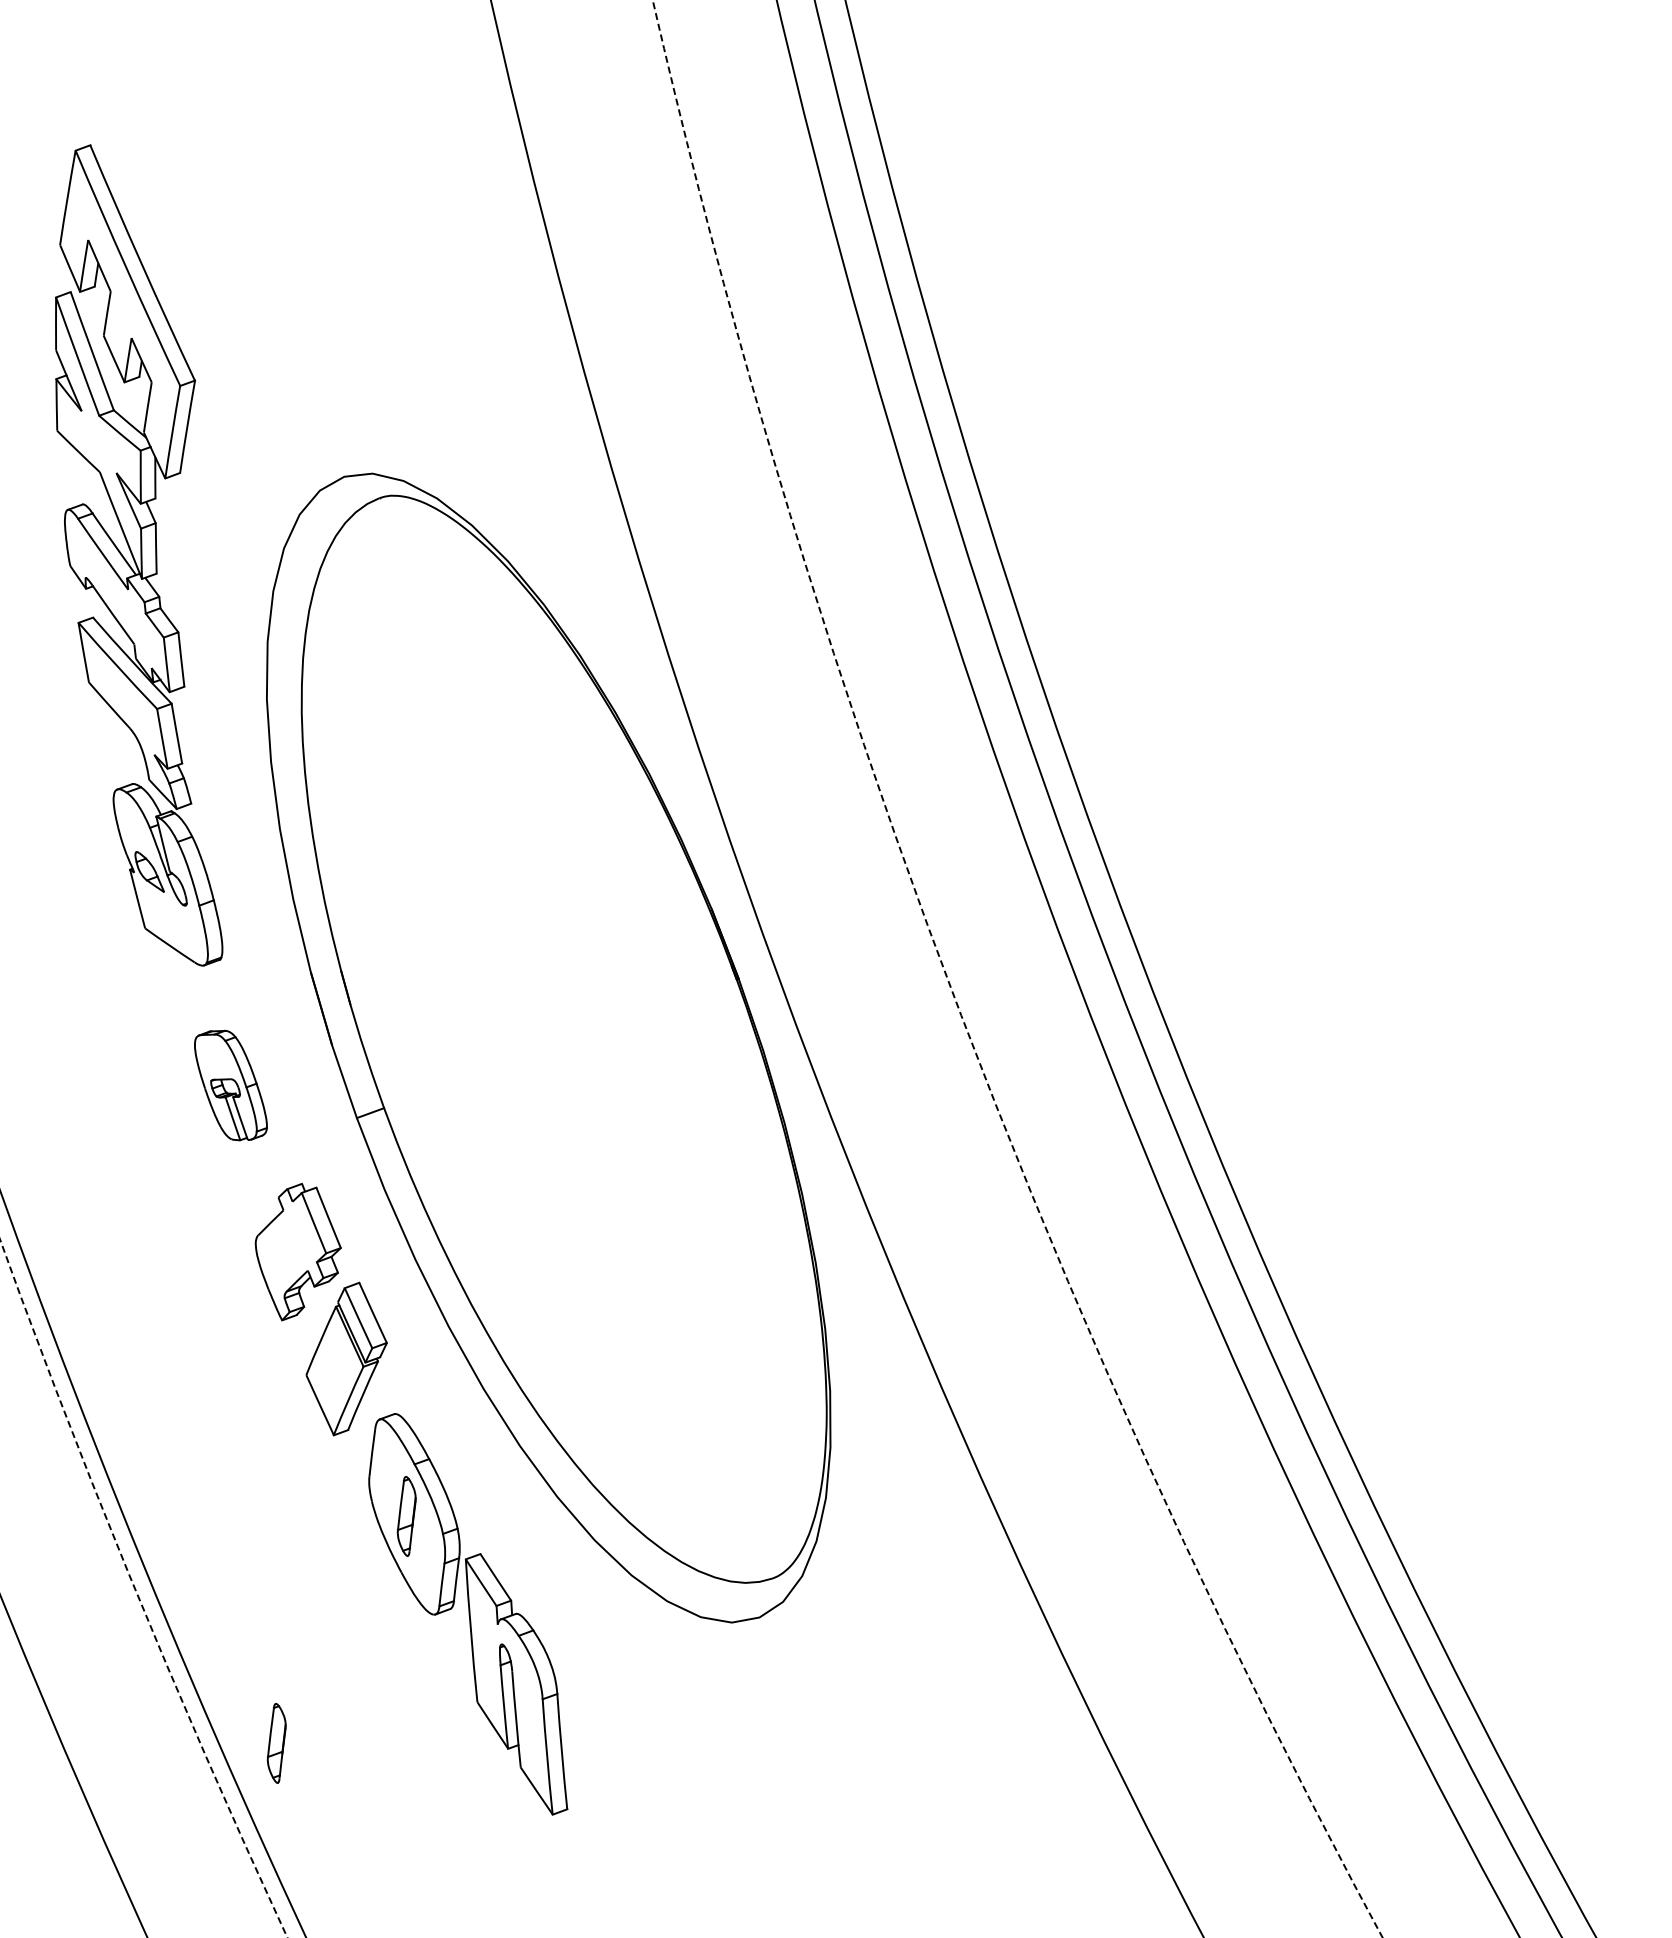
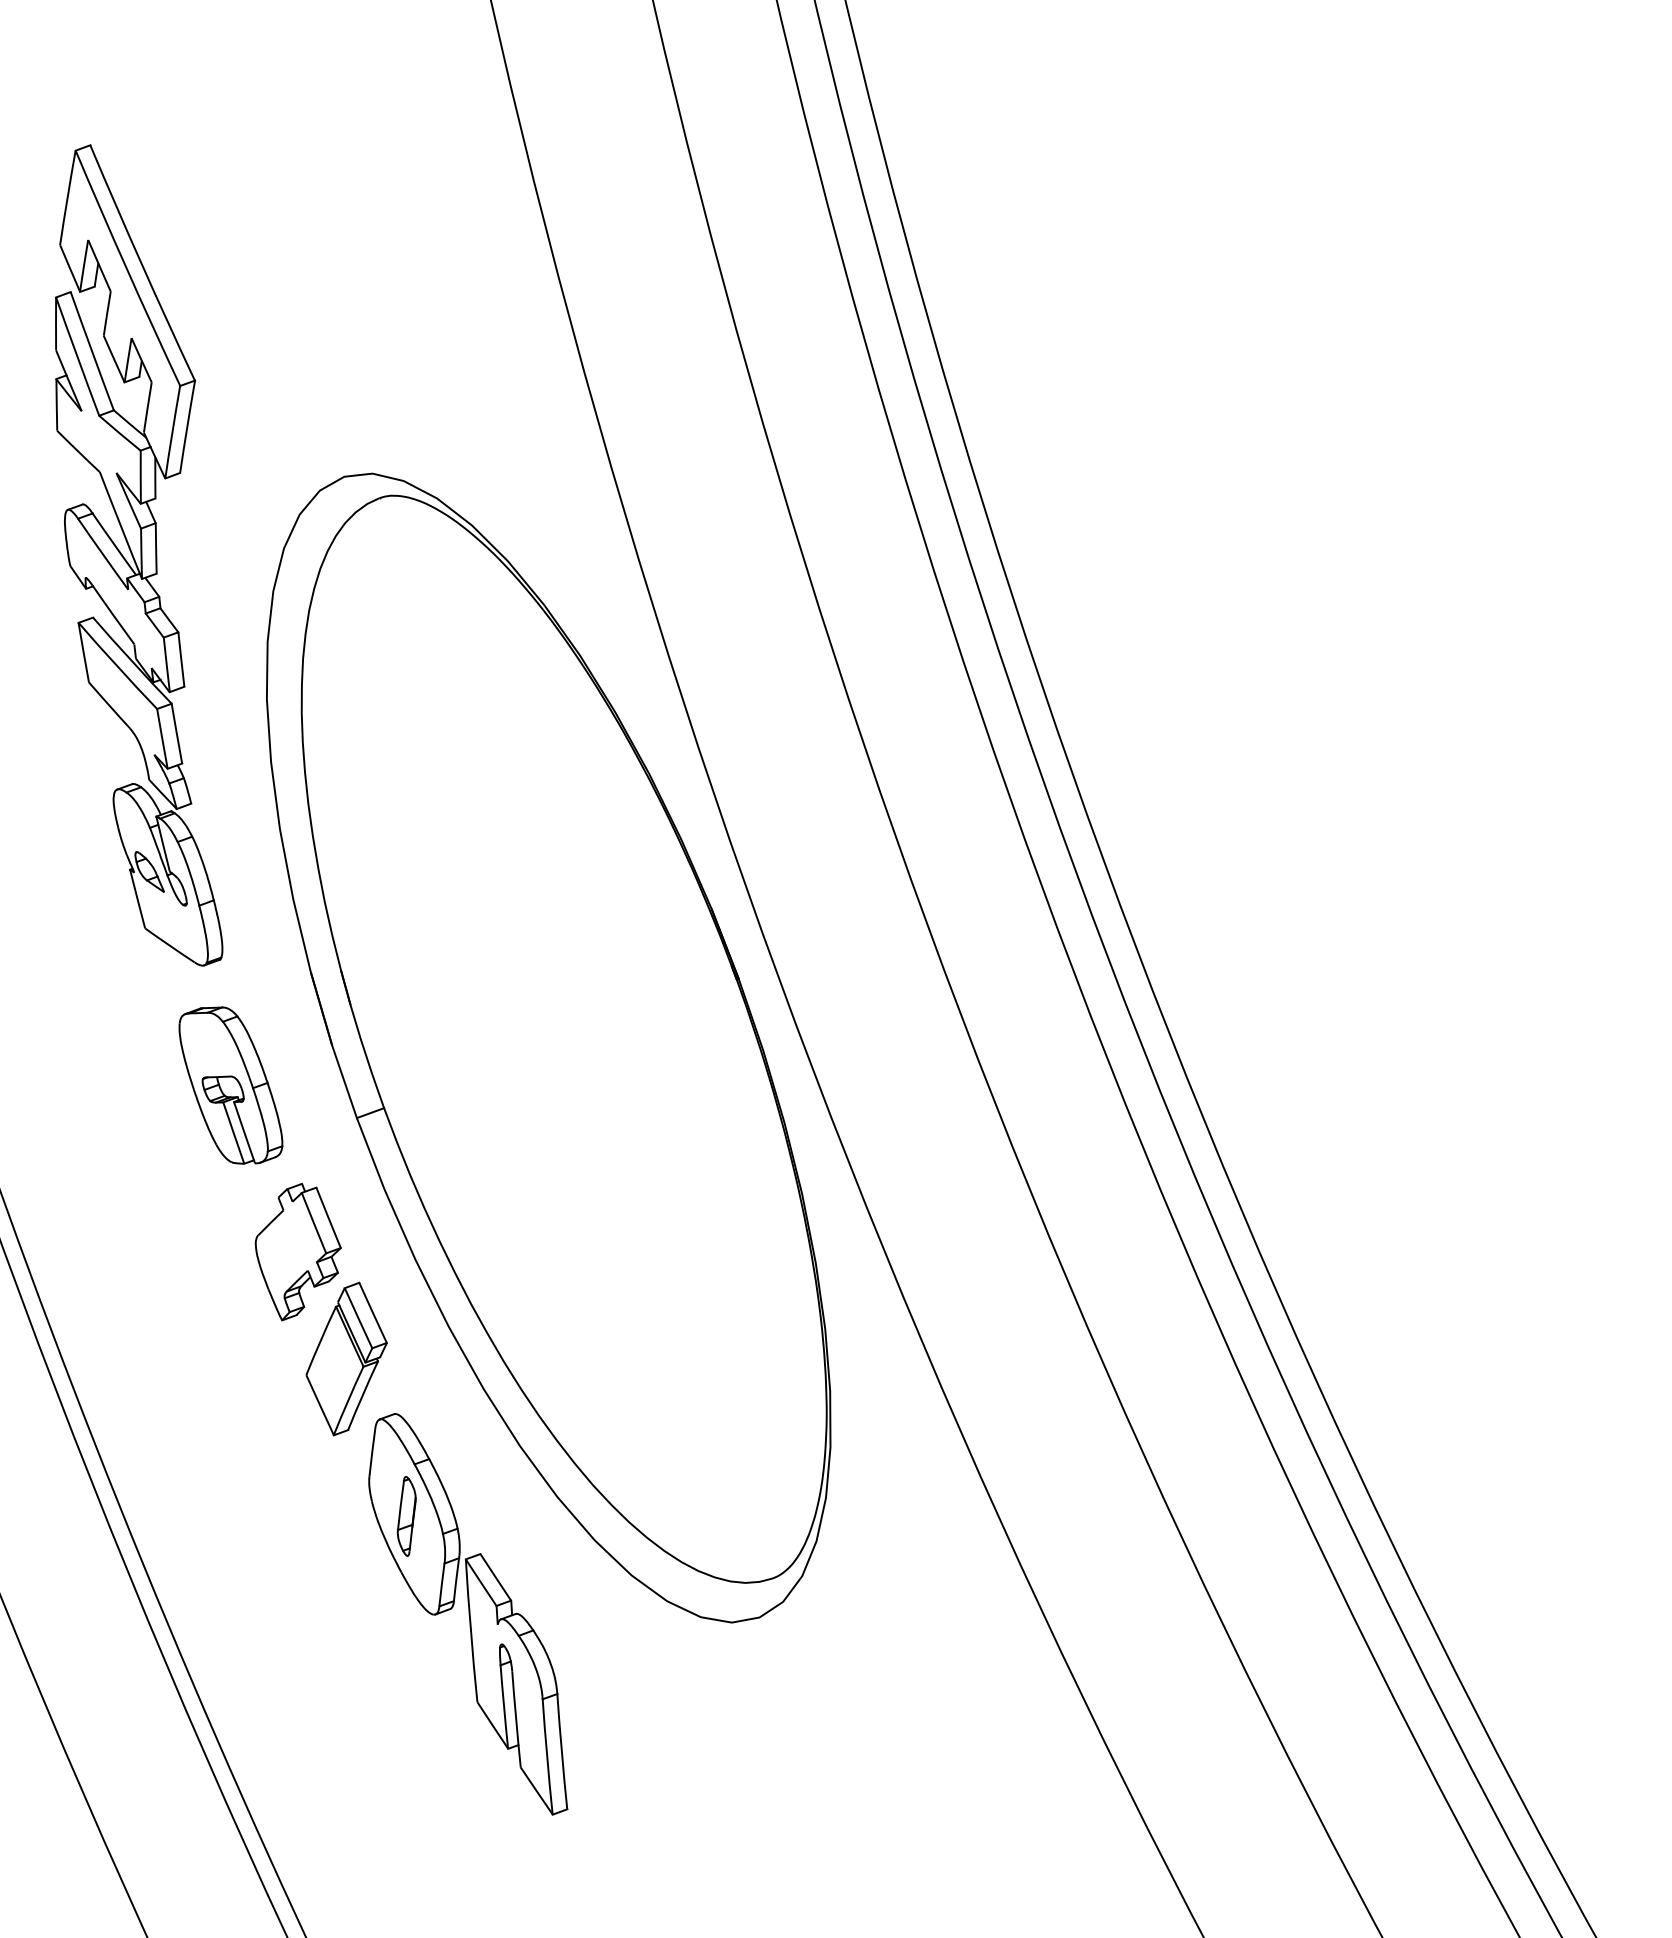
circle: dashed -> solid (1017, 968)
part size: 74x113 px -> 106x159 px (230, 1085)
arc: dashed -> solid (136, 1593)
part: present -> none (276, 1743)
